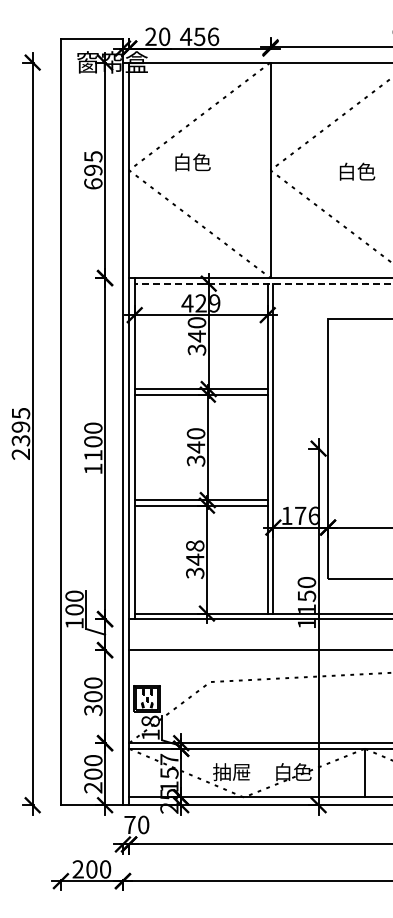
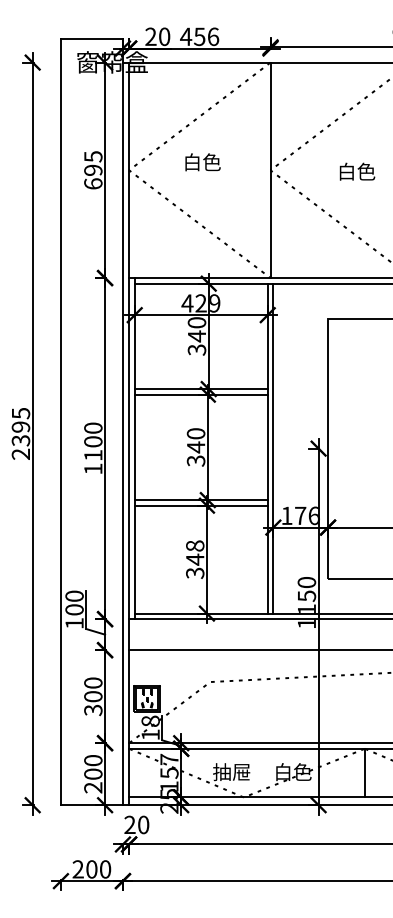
text position: (192, 162) -> (202, 162) (202, 162)
line: dashed -> solid (263, 283)
text: 70 -> 20 (129, 824)
